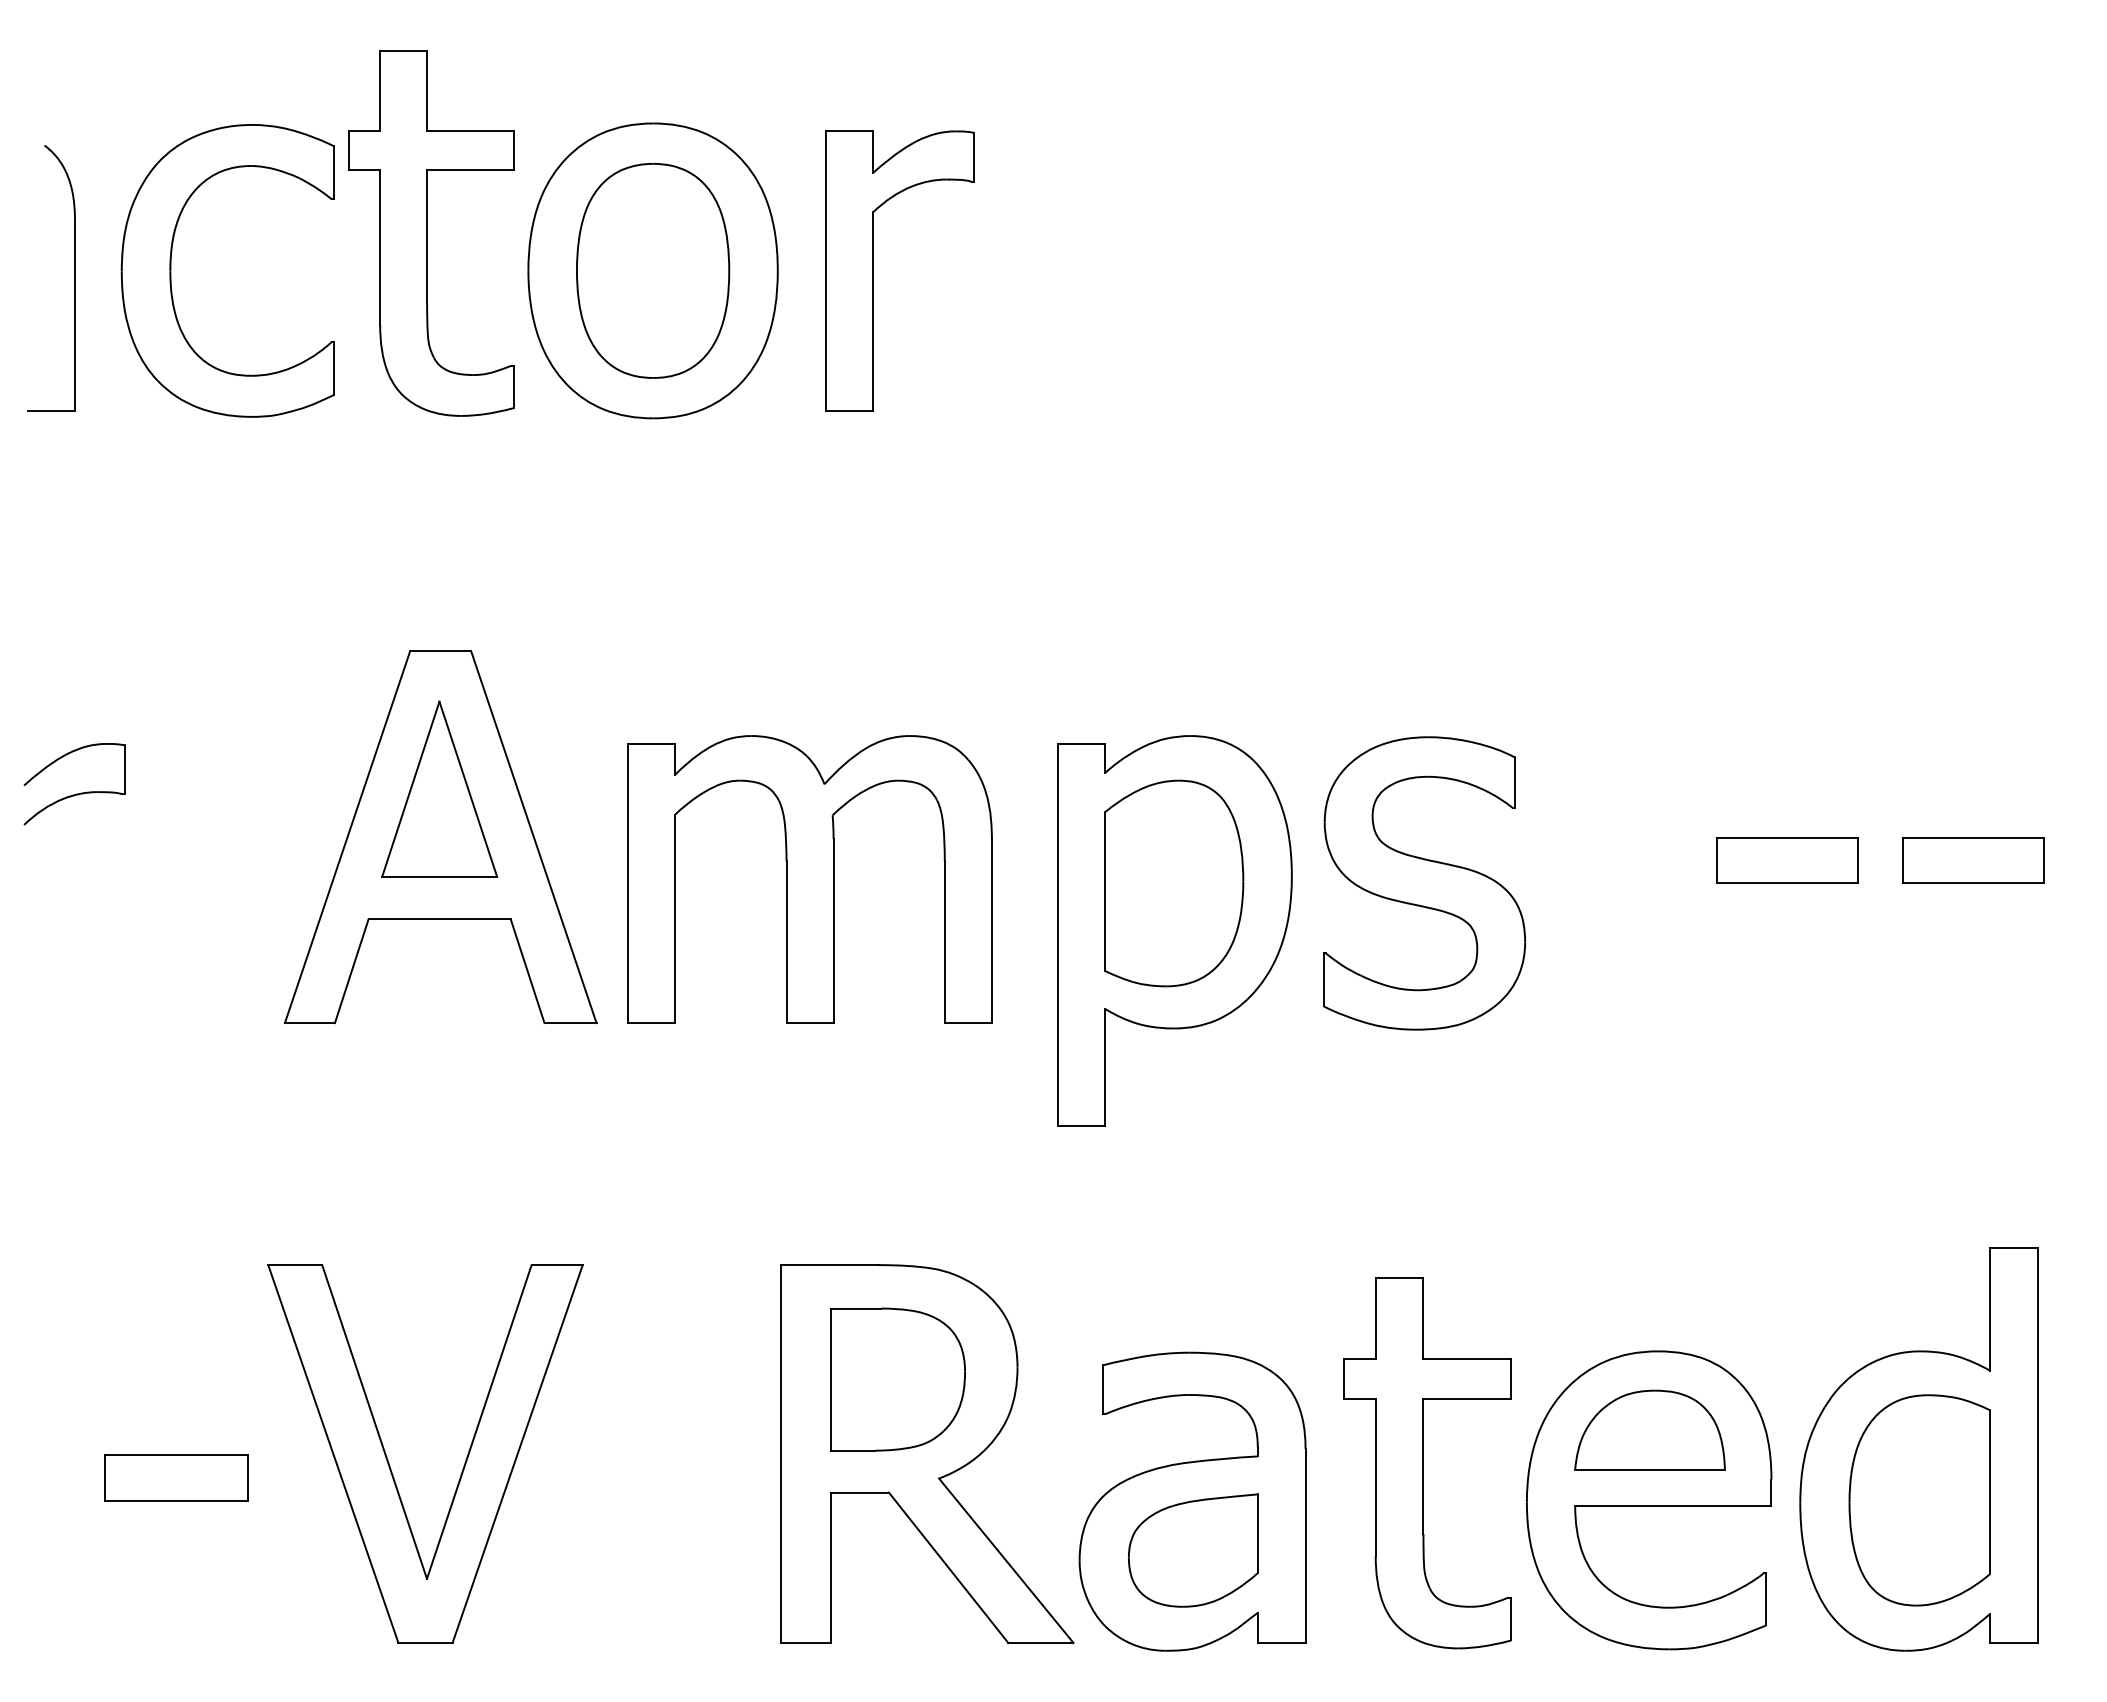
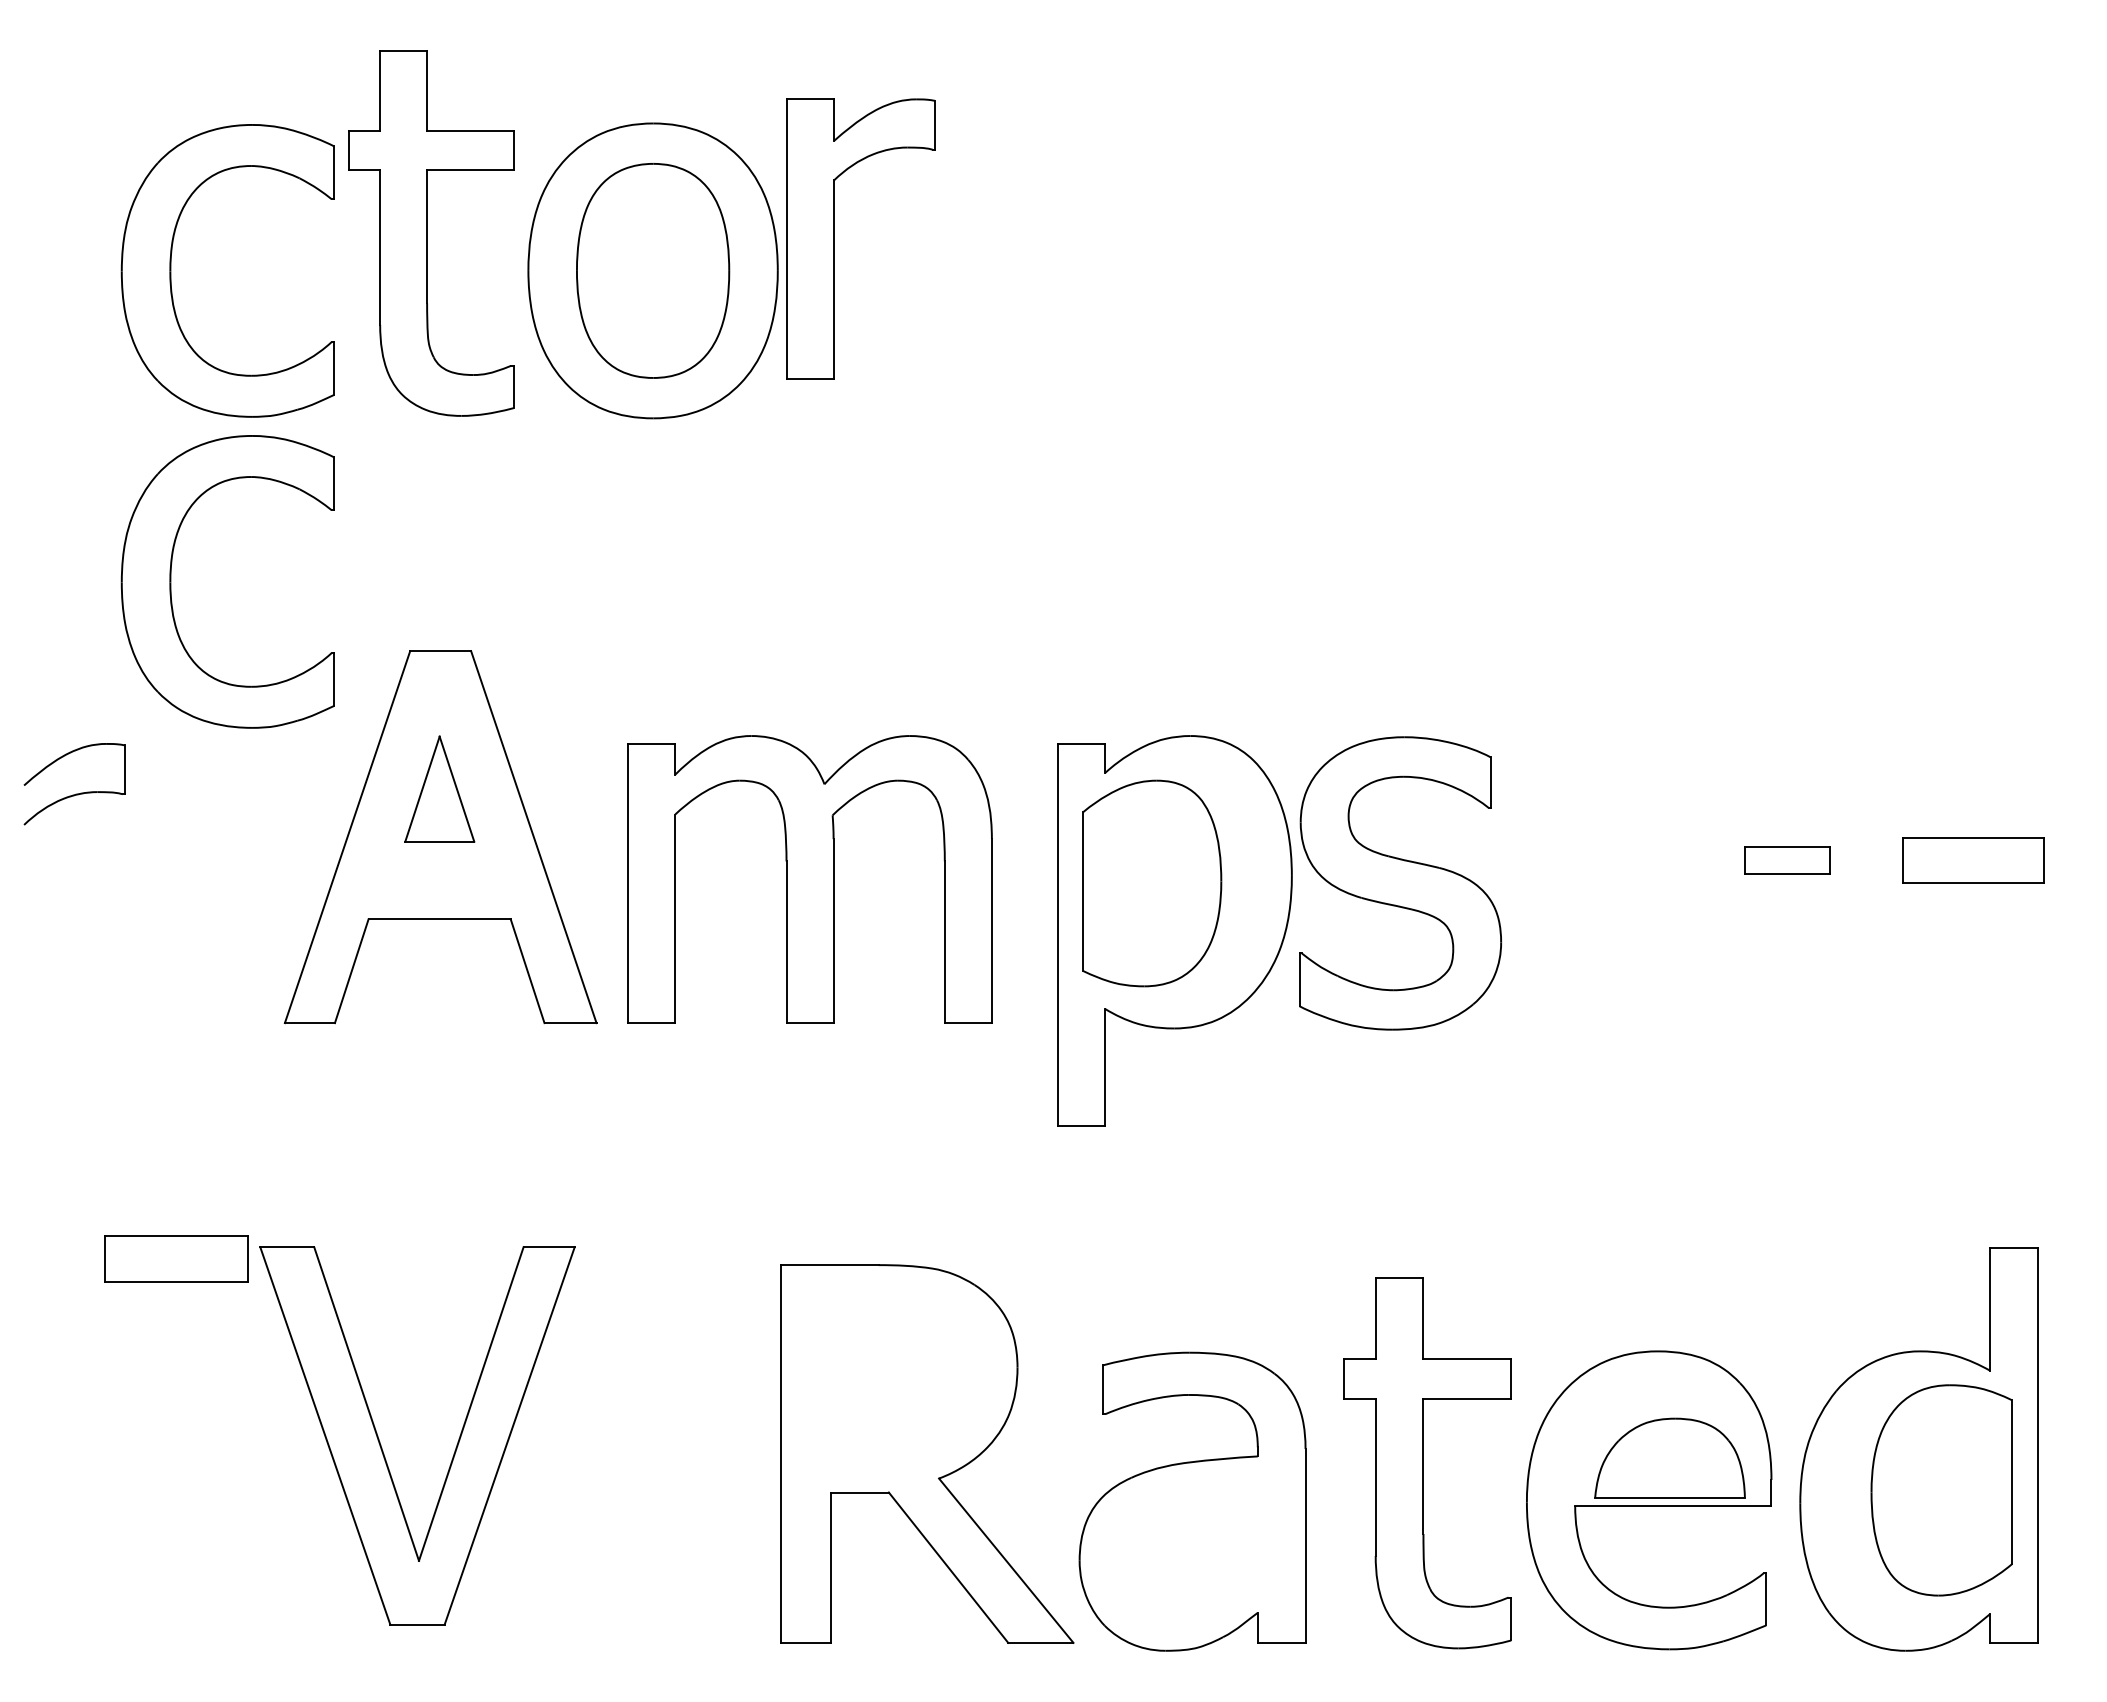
part position: (873, 270) -> (834, 238) (834, 238)
part: present -> none (74, 278)
part: none -> present (171, 581)
part size: 118x178 px -> 72x108 px (439, 788)
part size: 143x47 px -> 87x29 px (1787, 860)
part position: (1174, 883) -> (1152, 883) (1152, 883)
part position: (1424, 883) -> (1400, 883) (1400, 883)
part: present -> none (897, 1379)
part position: (1649, 1429) -> (1669, 1457) (1669, 1457)
part position: (390, 1465) -> (382, 1447) (382, 1447)
part position: (176, 1477) -> (176, 1258) (176, 1258)
part position: (1919, 1500) -> (1941, 1490) (1941, 1490)
part: present -> none (1193, 1550)
